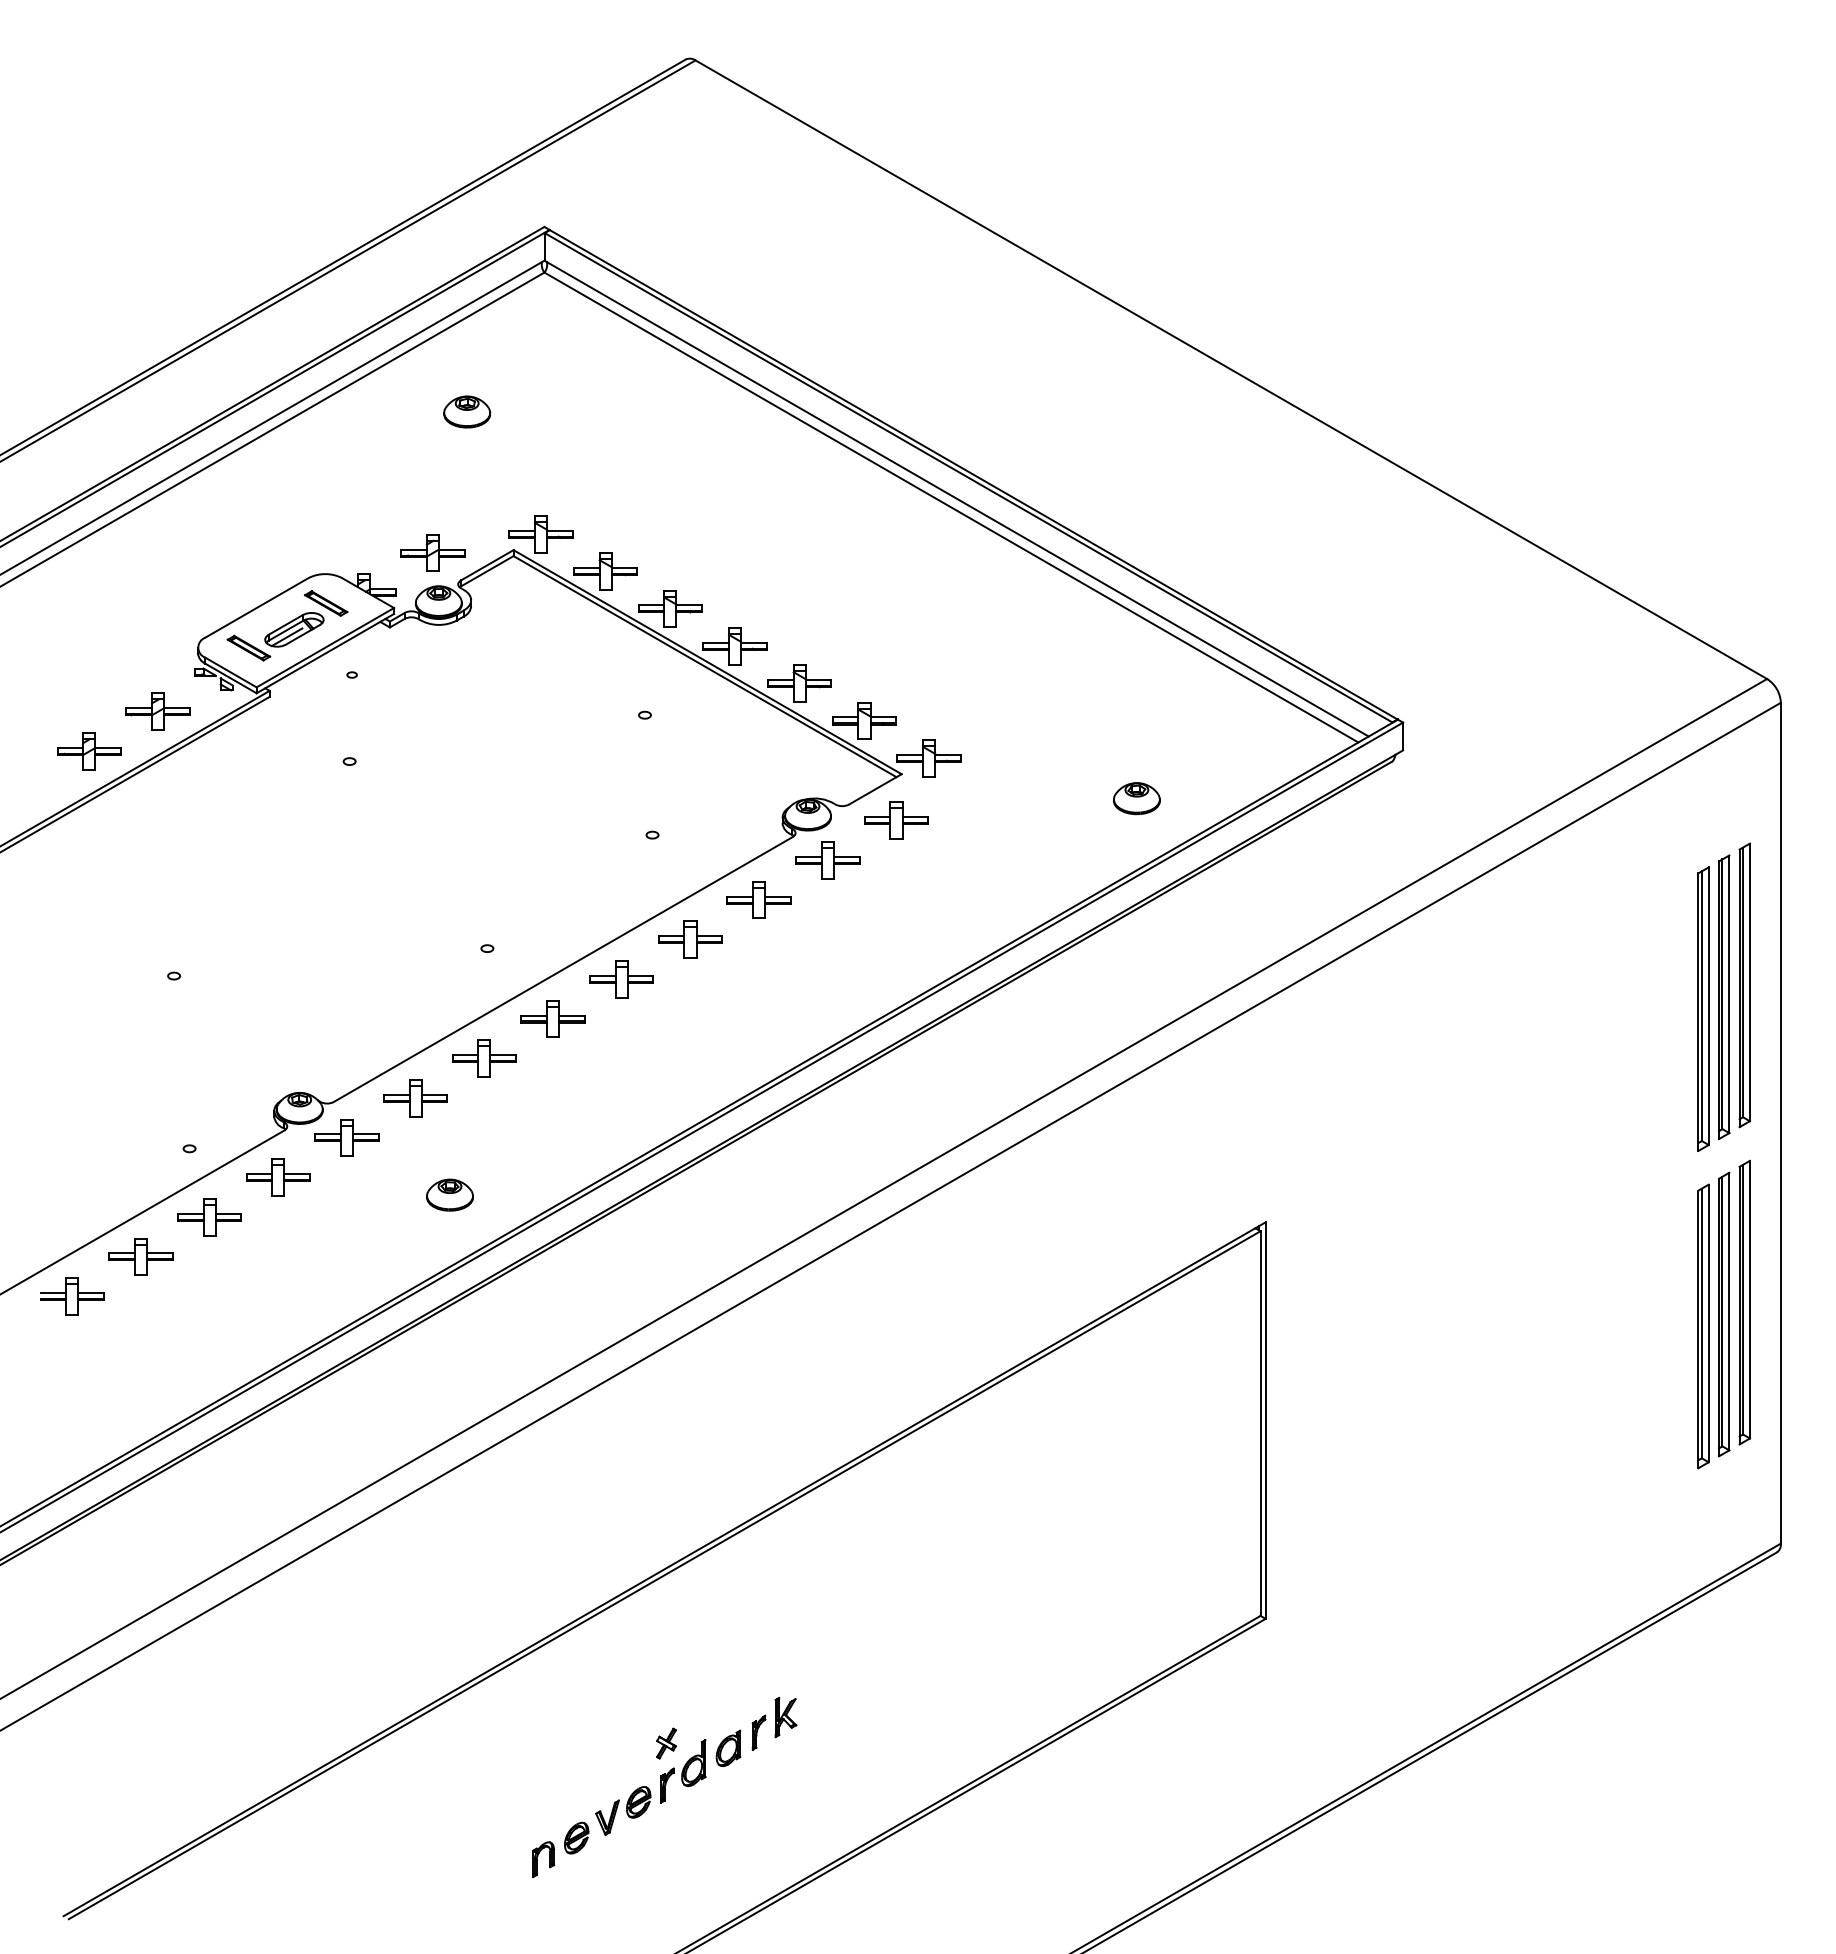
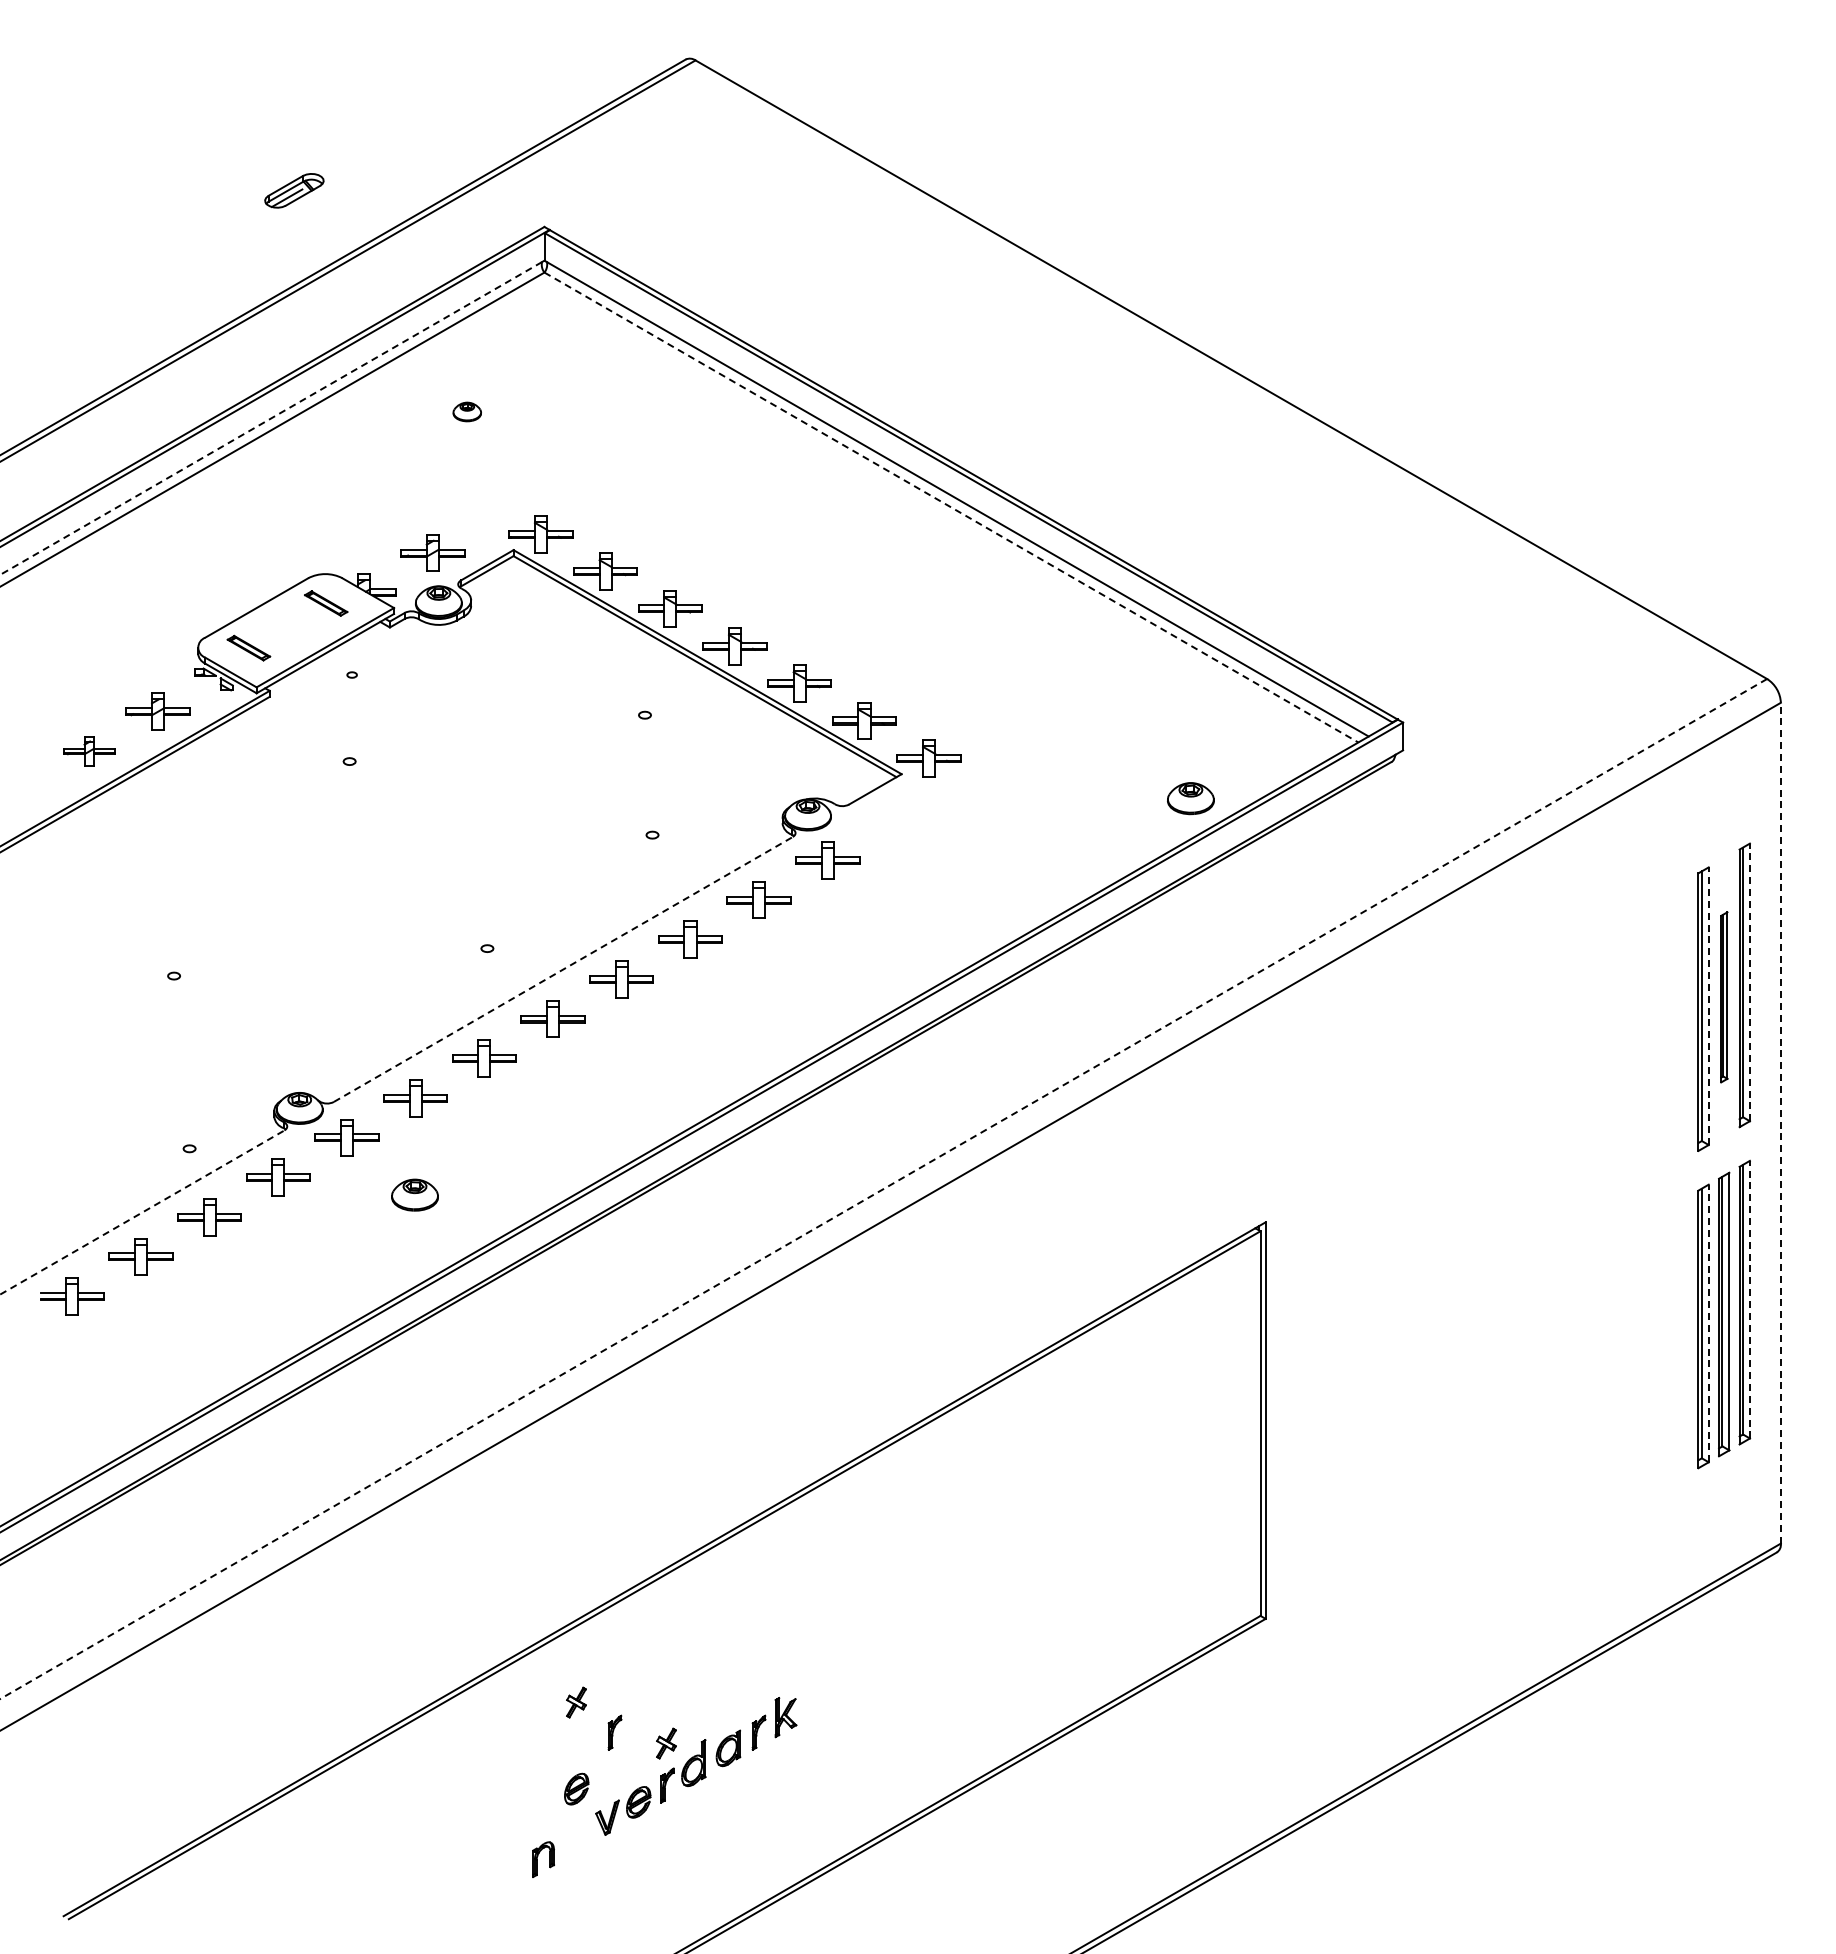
part size: 49x34 px -> 30x22 px (466, 411)
line: solid -> dashed (271, 418)
line: solid -> dashed (951, 507)
part position: (294, 629) -> (294, 190) (294, 190)
part size: 65x39 px -> 53x31 px (89, 751)
part position: (1136, 798) -> (1190, 798) (1190, 798)
part: present -> none (896, 820)
line: solid -> dashed (563, 969)
line: solid -> dashed (1749, 982)
part size: 13x287 px -> 9x173 px (1724, 997)
line: solid -> dashed (1708, 1006)
line: solid -> dashed (1780, 1122)
line: solid -> dashed (883, 1188)
part position: (449, 1194) -> (414, 1194) (414, 1194)
line: solid -> dashed (142, 1212)
line: solid -> dashed (1749, 1299)
line: solid -> dashed (1708, 1323)
part: none -> present (576, 1702)
part: none -> present (614, 1732)
part position: (576, 1837) -> (576, 1788) (576, 1788)
